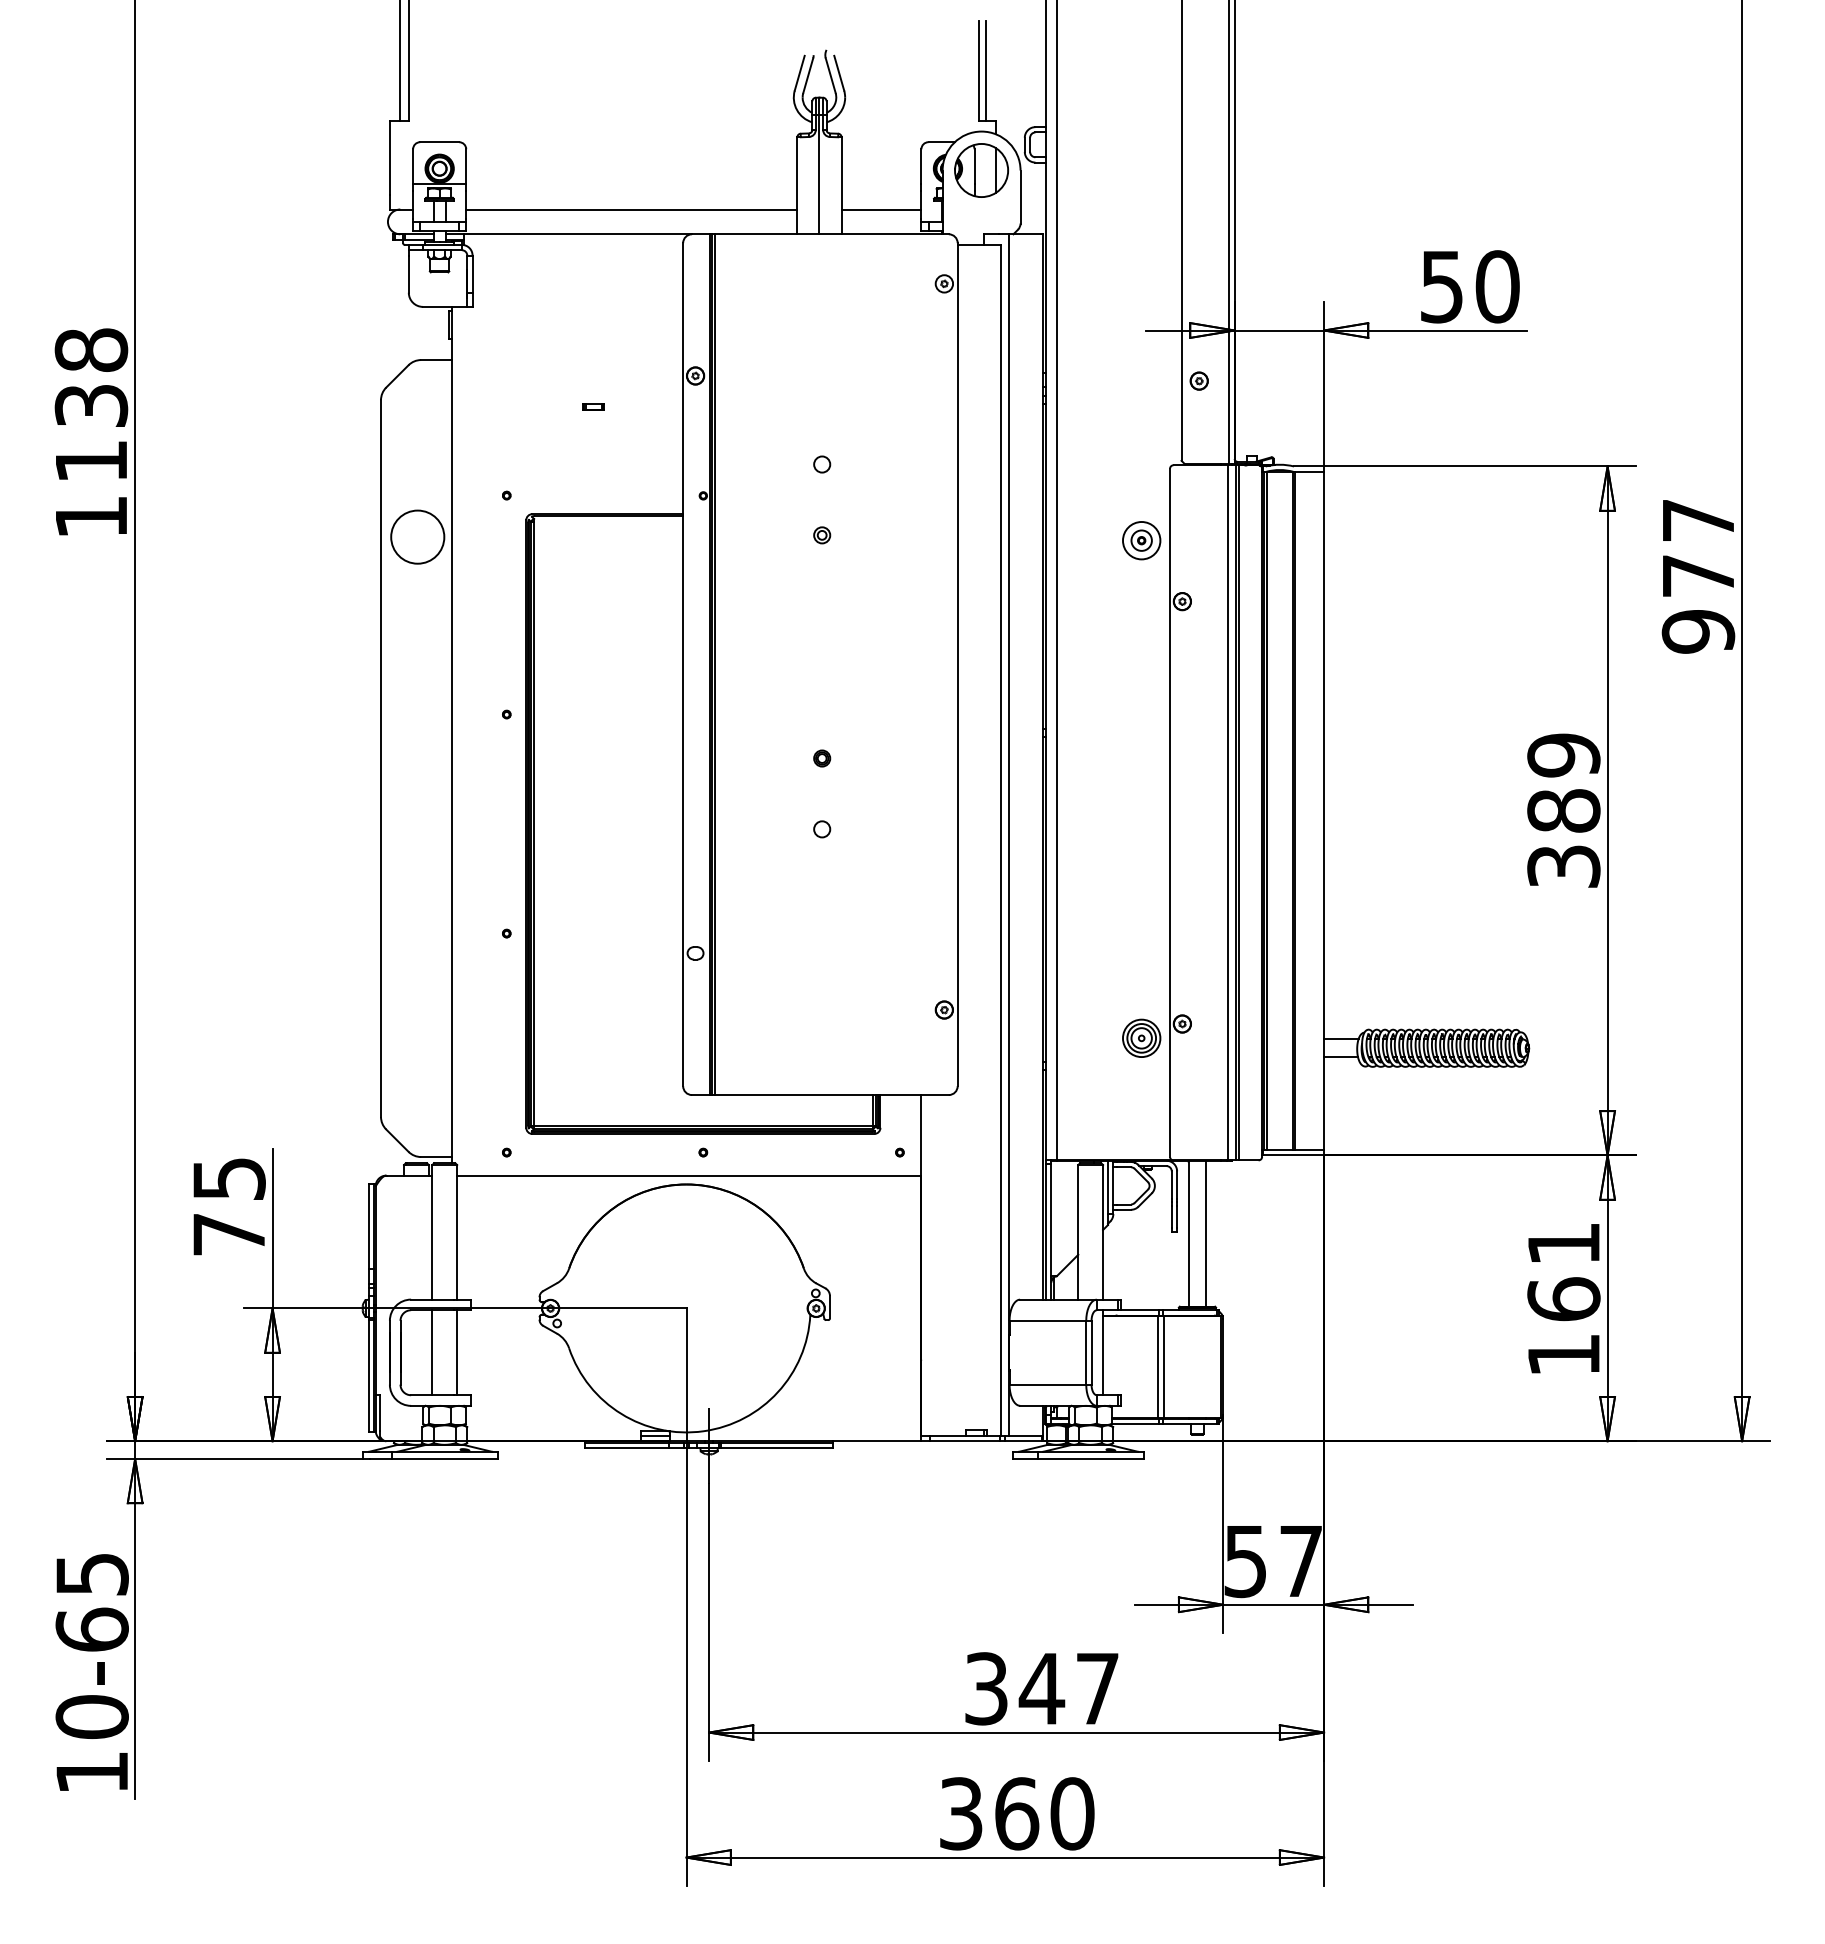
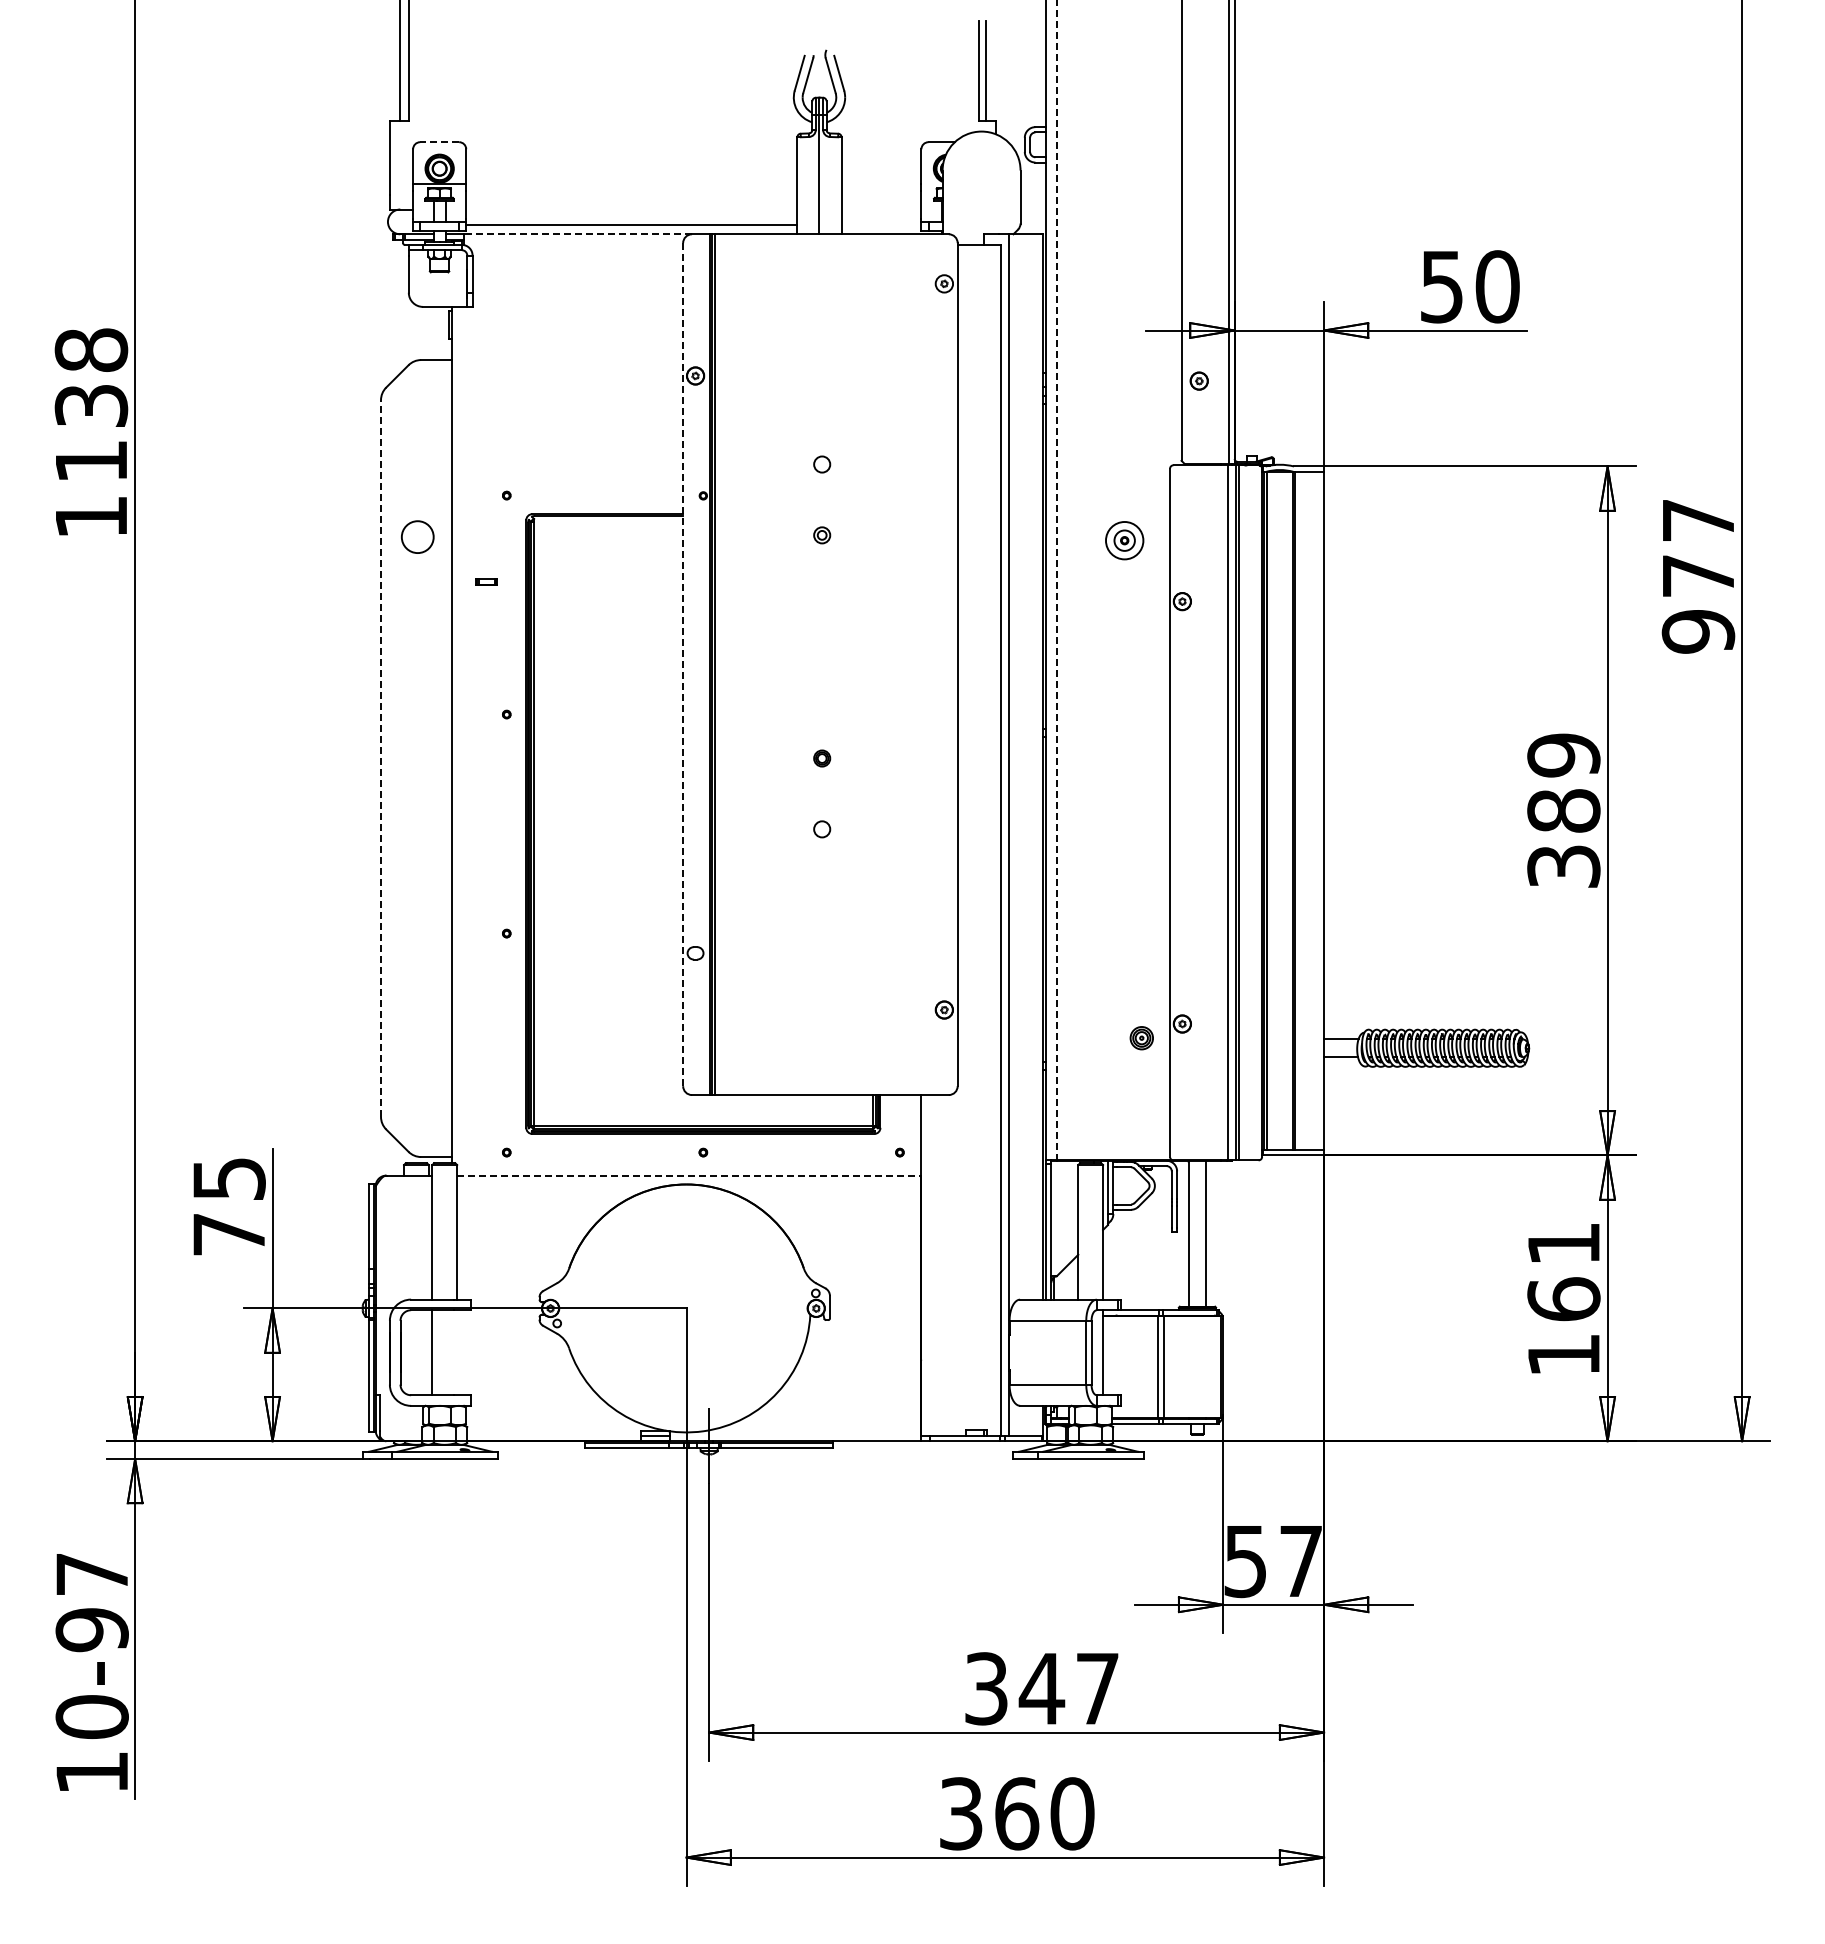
line: solid -> dashed (439, 142)
part: present -> none (981, 170)
line position: (631, 209) -> (631, 224) (631, 224)
line: present -> none (881, 209)
line: solid -> dashed (578, 234)
part position: (593, 406) -> (486, 581) (486, 581)
circle diameter: 53 px -> 32 px (417, 537)
part position: (1141, 540) -> (1124, 540) (1124, 540)
line: solid -> dashed (1056, 580)
line: solid -> dashed (683, 664)
line: solid -> dashed (381, 758)
part size: 40x40 px -> 25x25 px (1141, 1038)
line: solid -> dashed (689, 1175)
line: present -> none (457, 1352)
text: 10-65 -> 10-97 (91, 1603)
